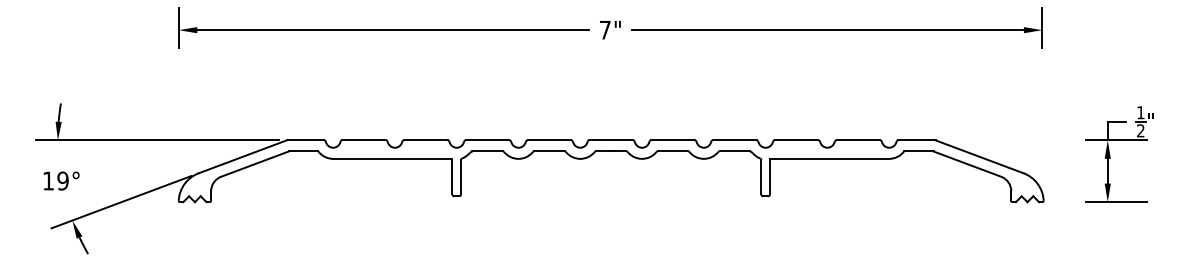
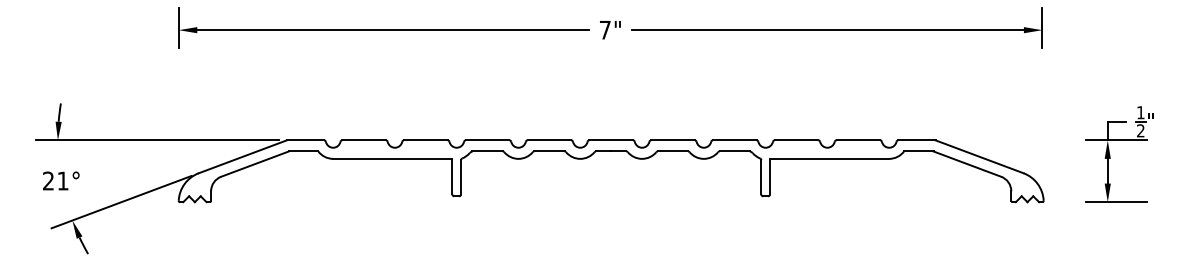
text: 19° -> 21° (55, 180)
